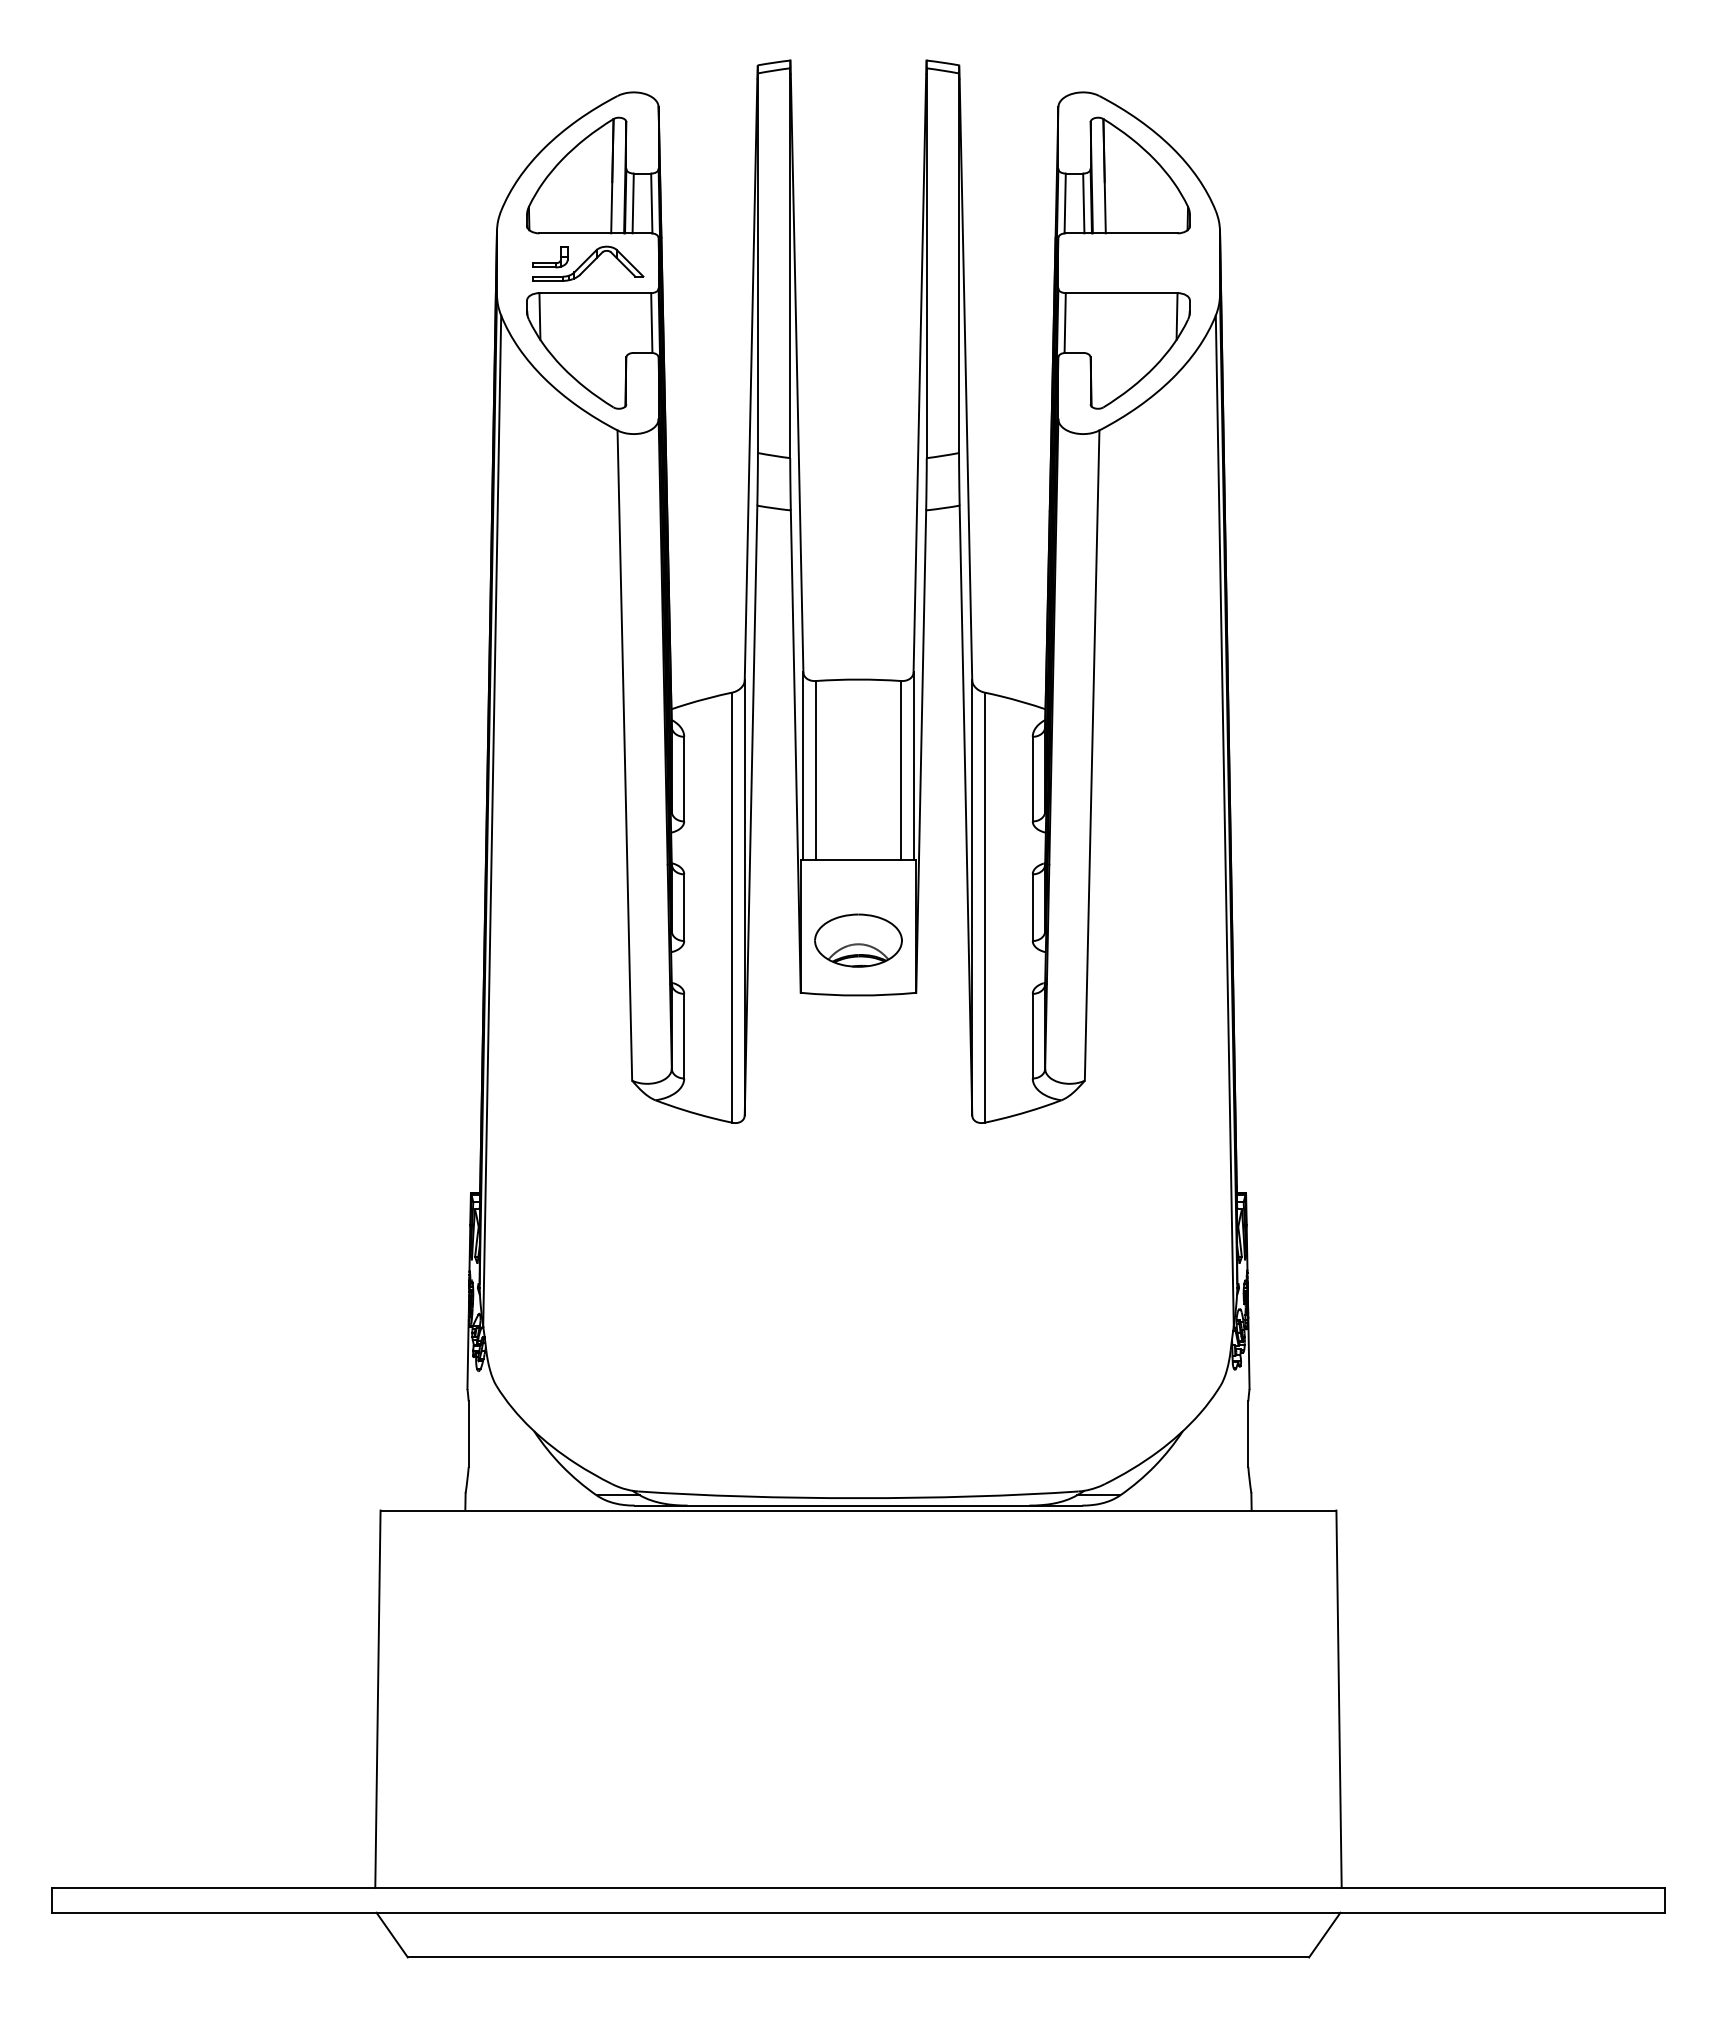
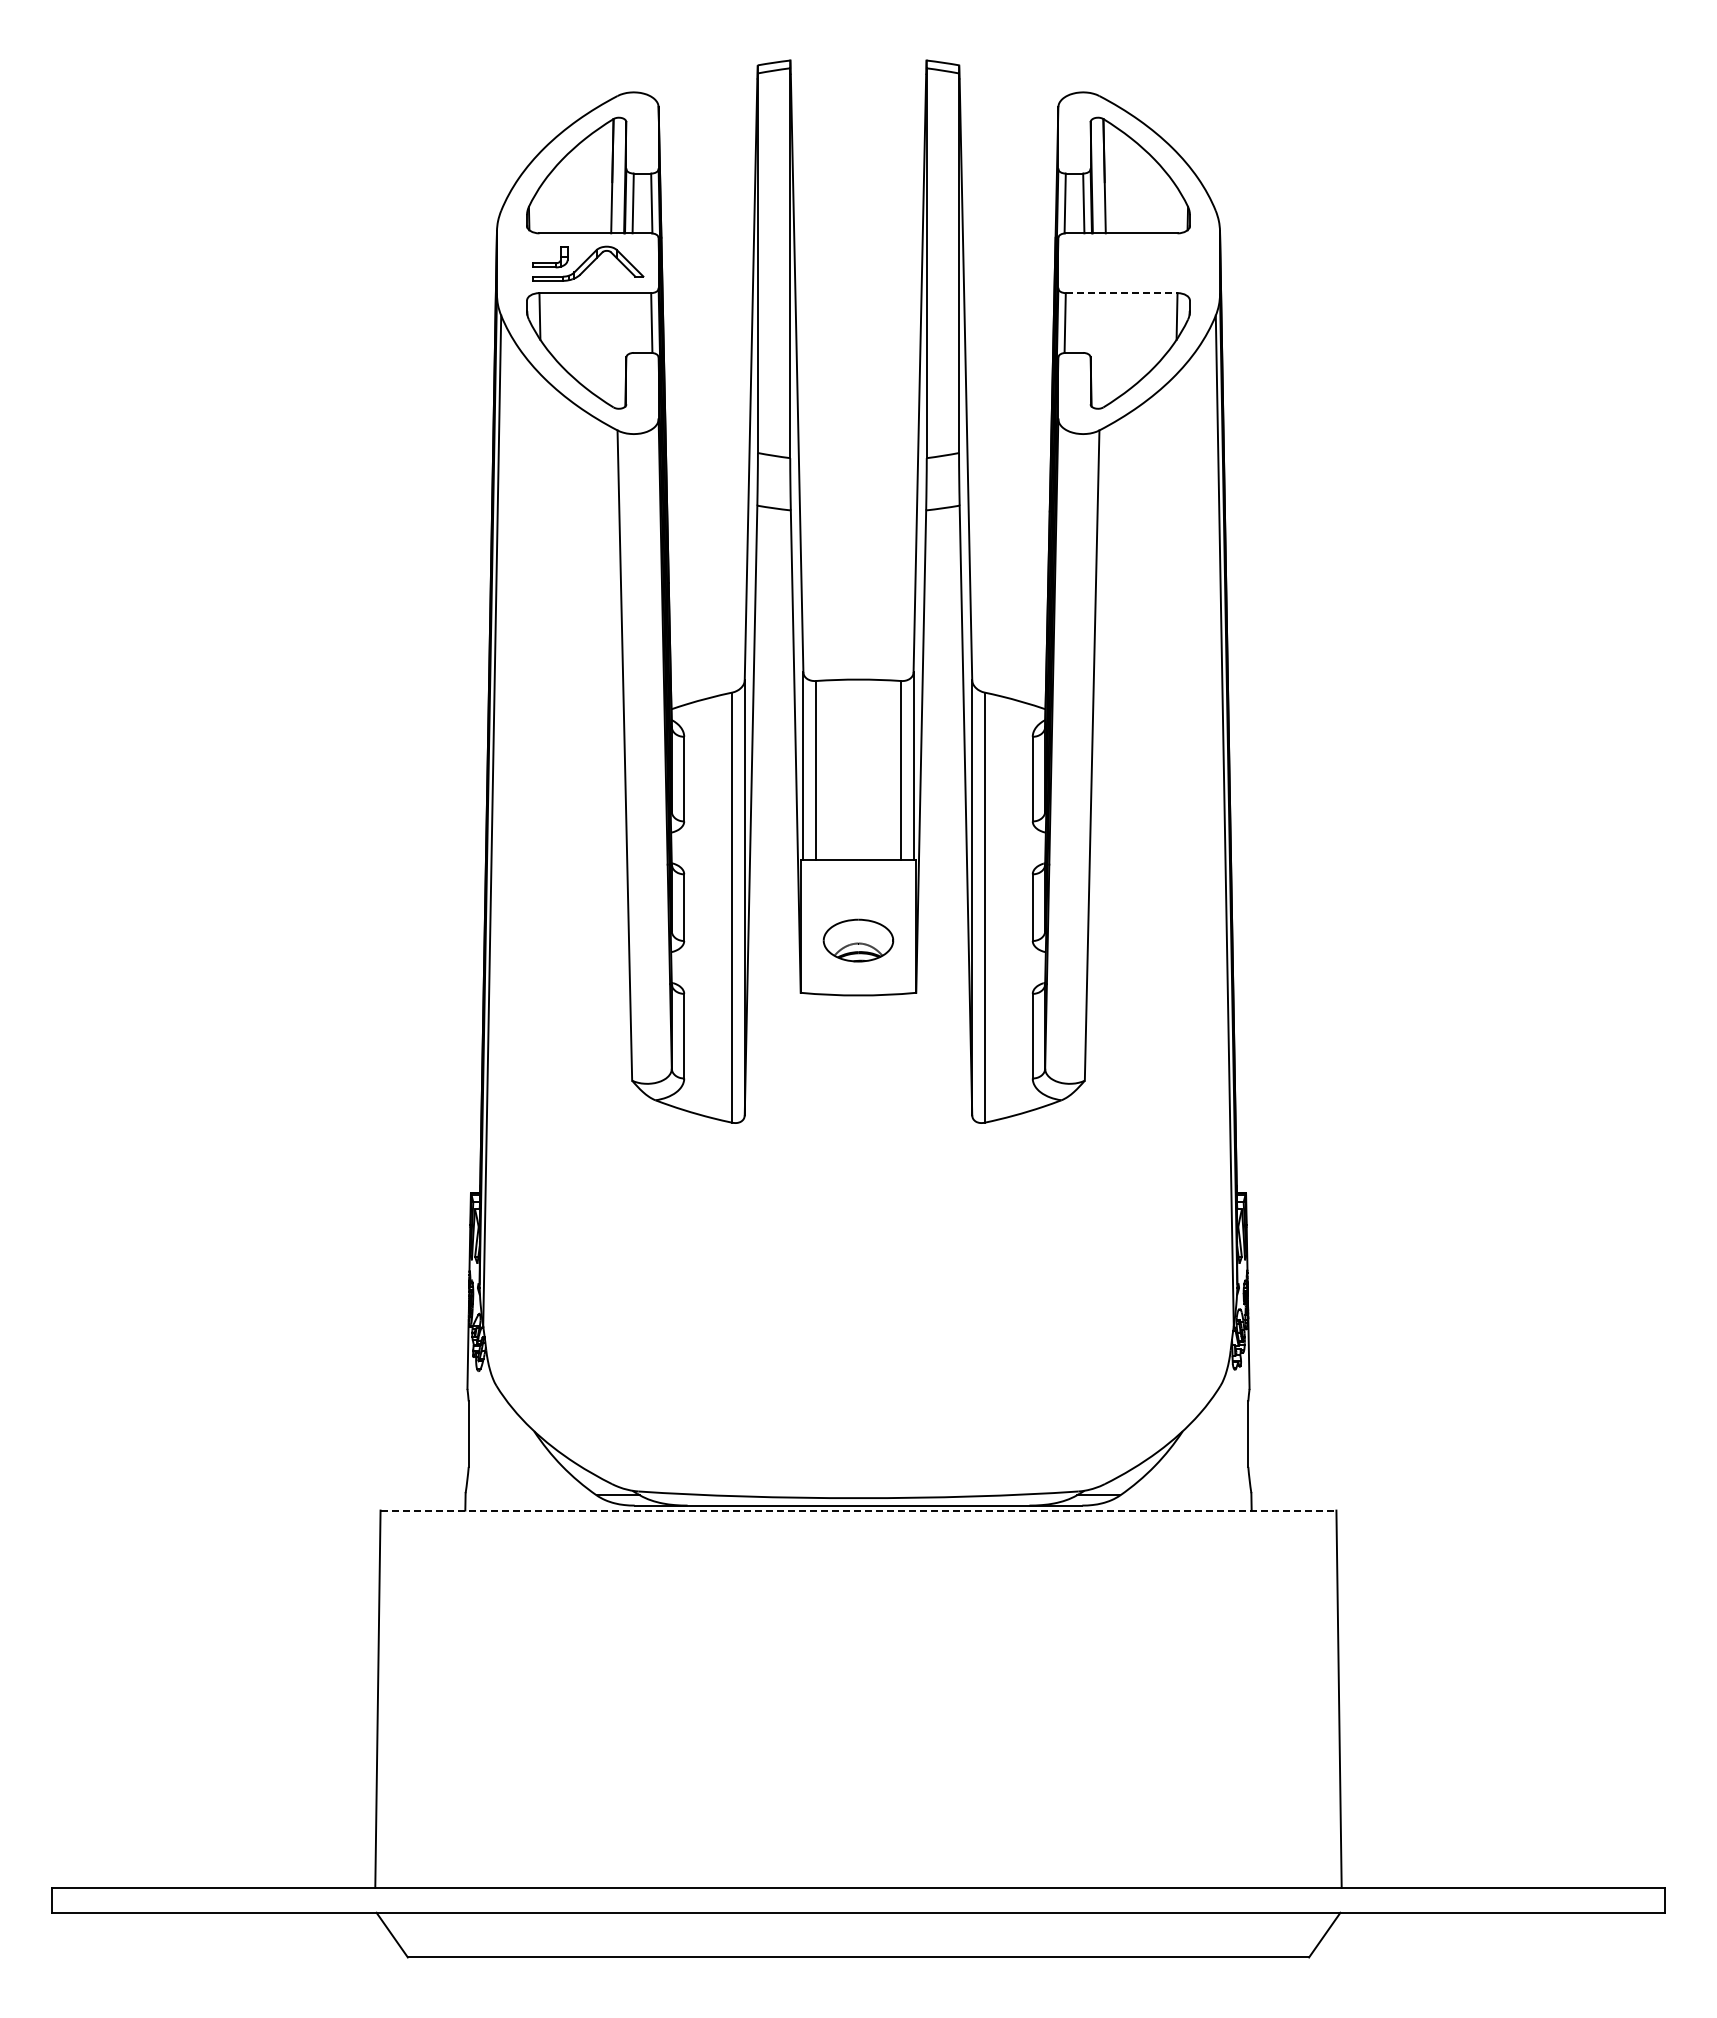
line: solid -> dashed (1121, 293)
part size: 89x55 px -> 73x45 px (858, 940)
line: solid -> dashed (858, 1510)
